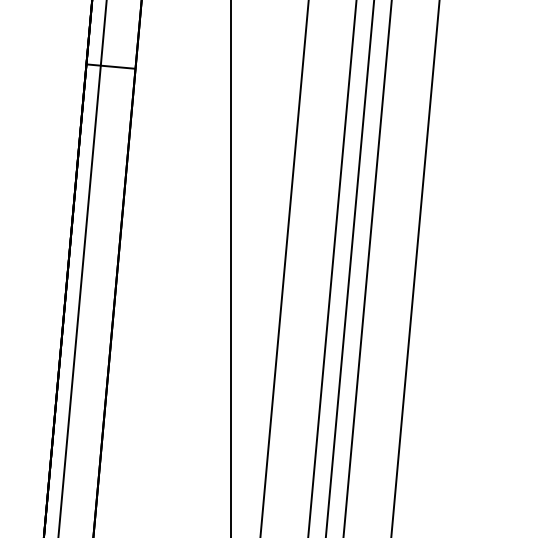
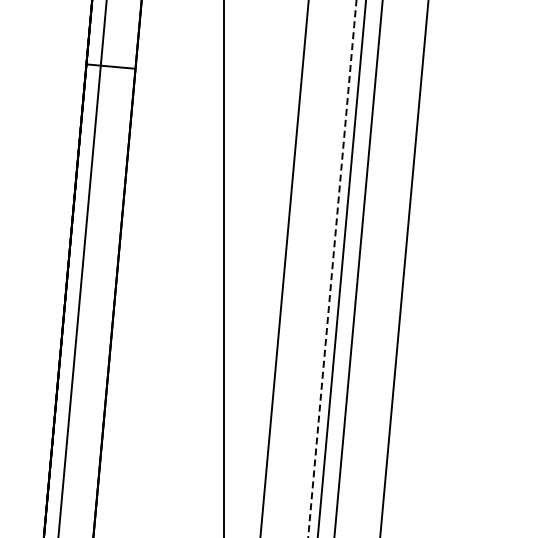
line position: (230, 268) -> (223, 268) (223, 268)
line: solid -> dashed (332, 268)
line position: (350, 268) -> (341, 268) (341, 268)
line position: (367, 268) -> (358, 268) (358, 268)
line position: (415, 268) -> (404, 268) (404, 268)
